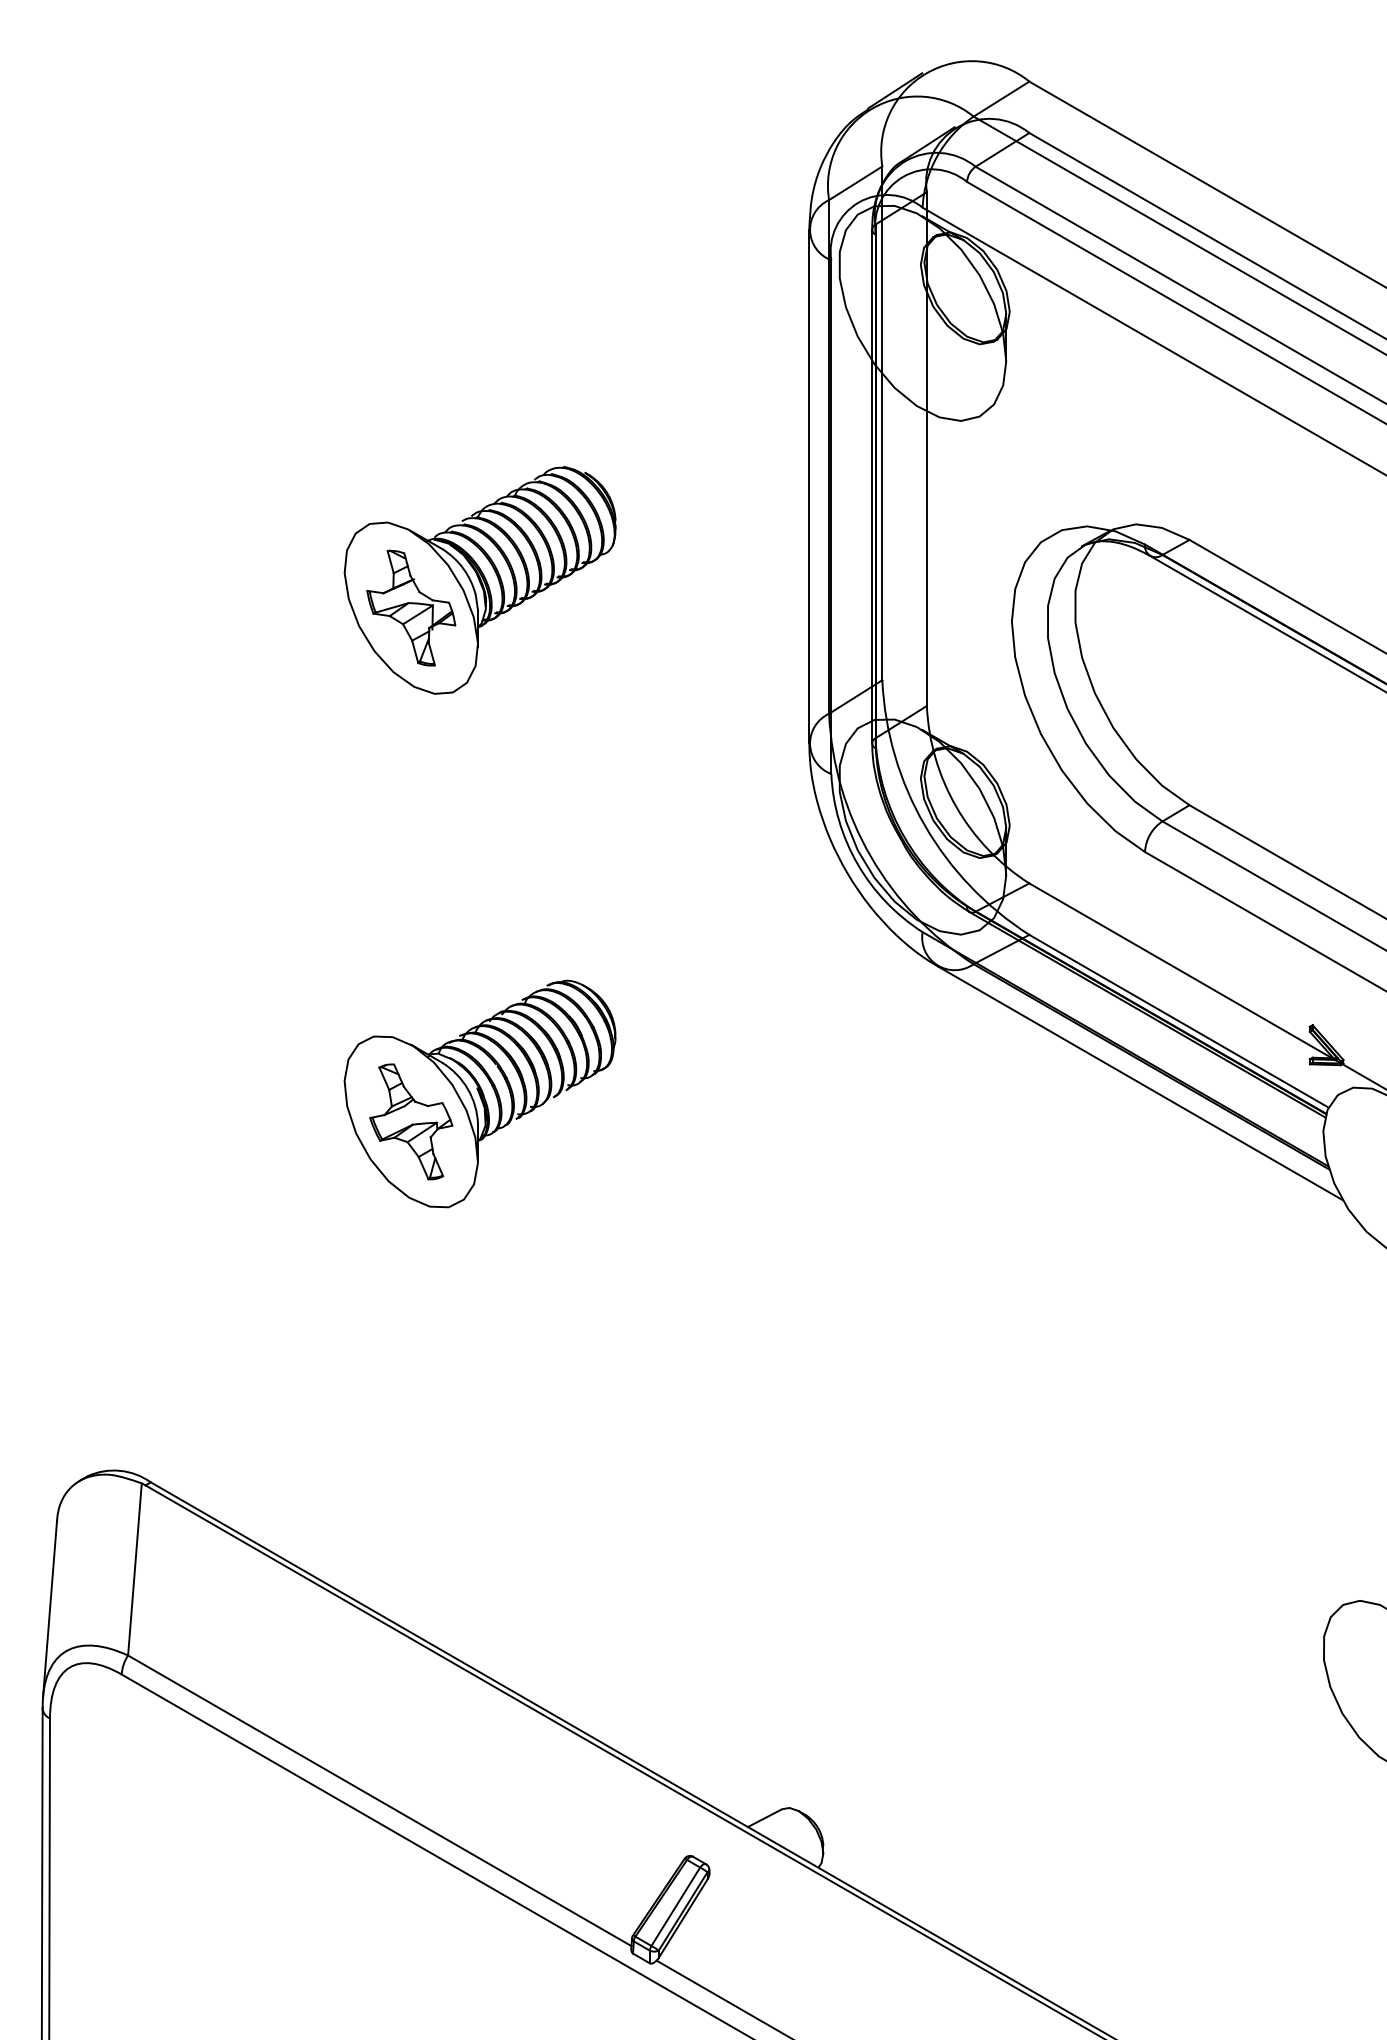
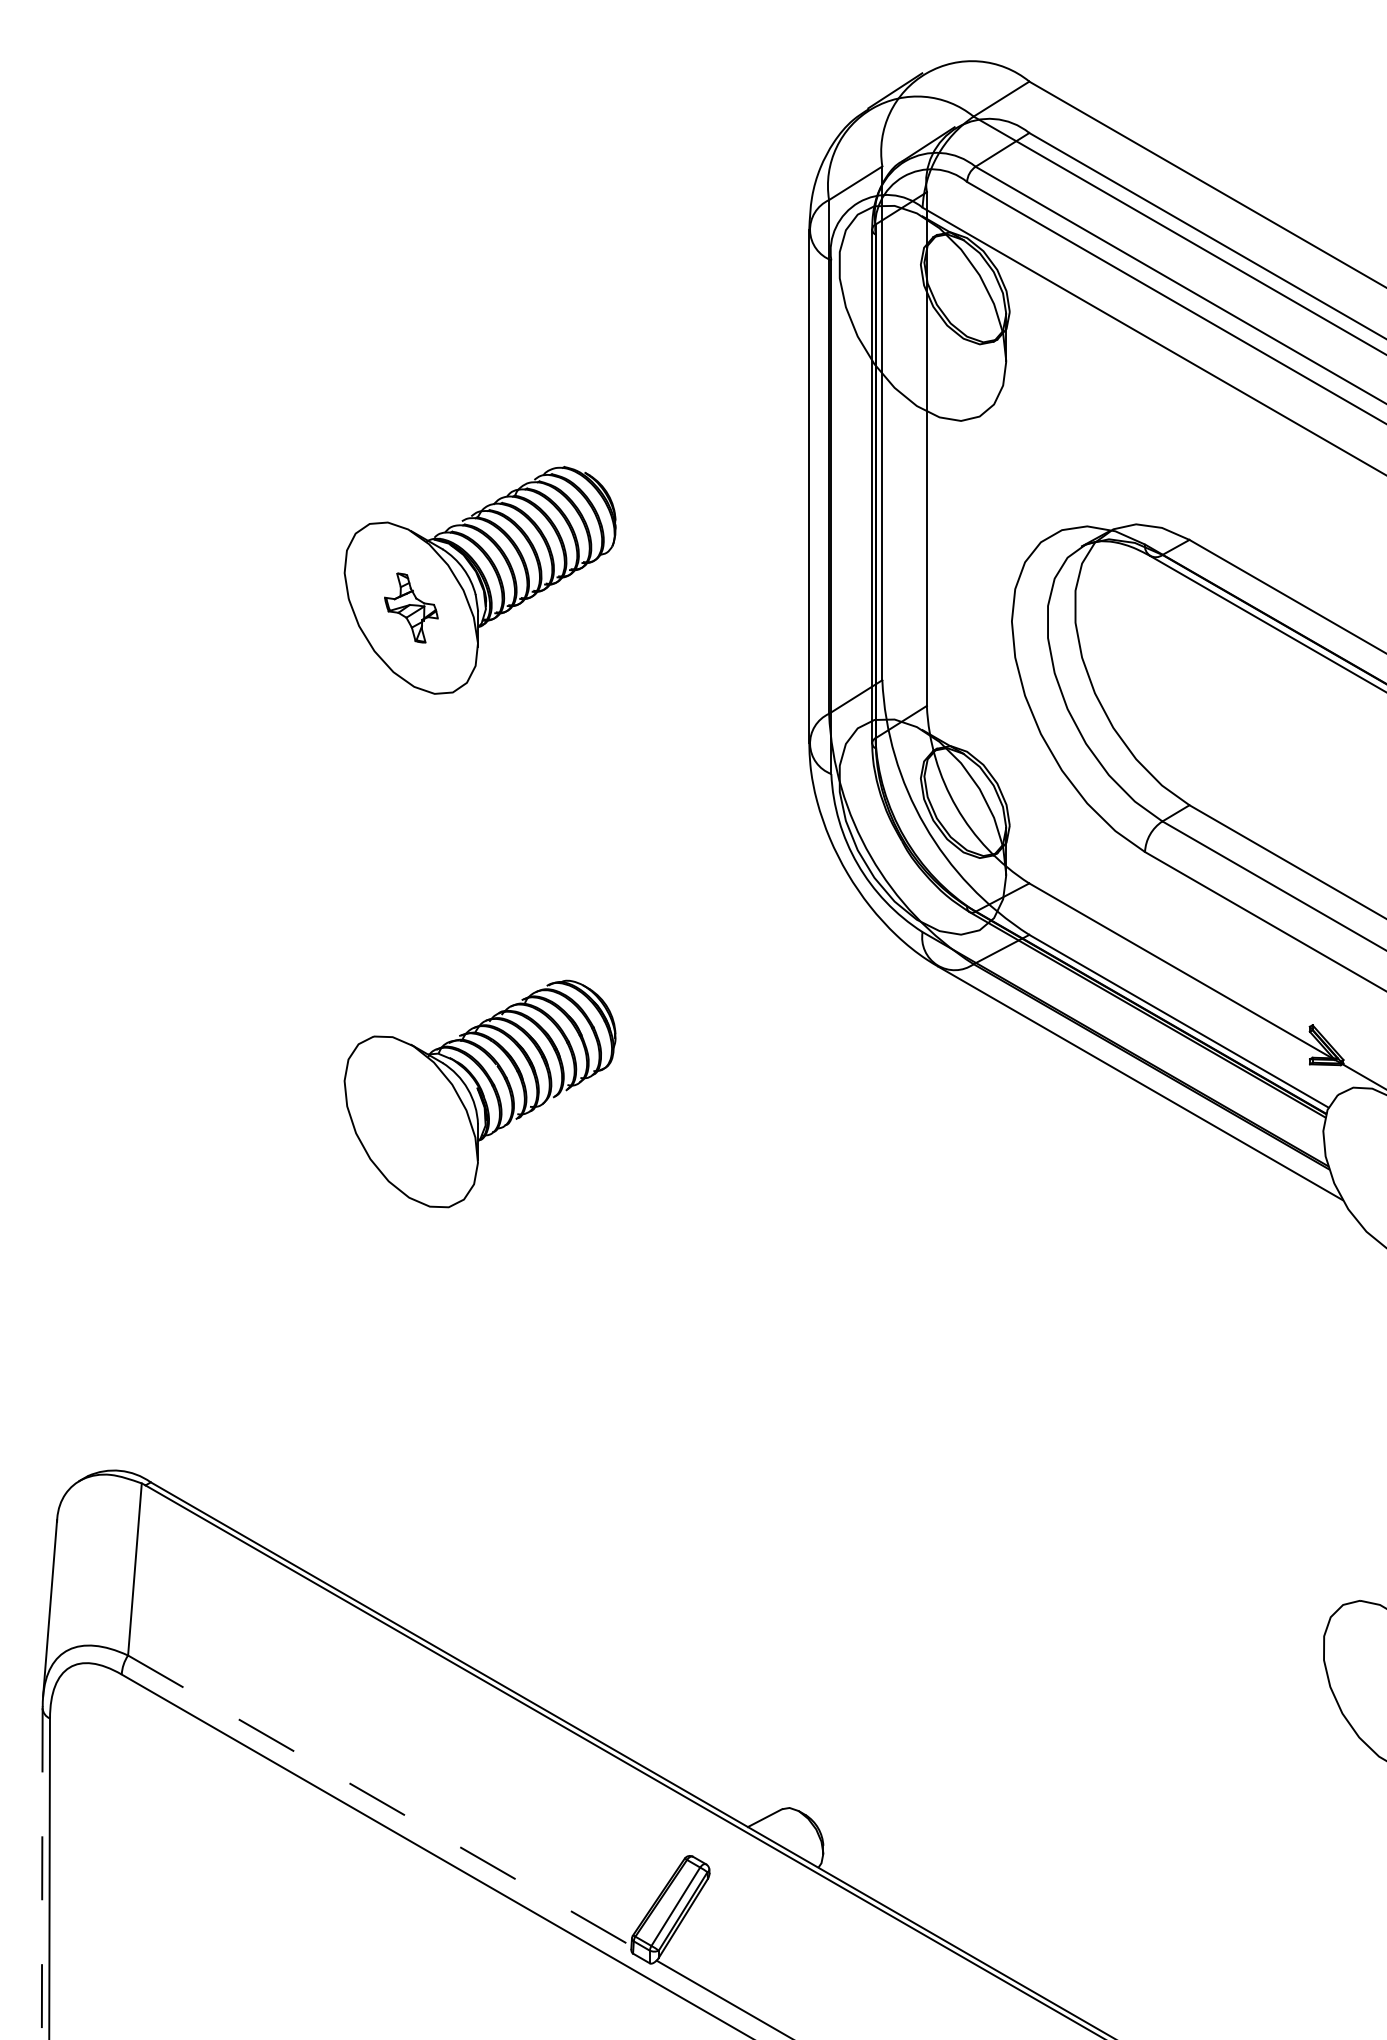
part size: 91x118 px -> 55x72 px (411, 607)
part: present -> none (411, 1121)
line: solid -> dashed (379, 1800)
line: solid -> dashed (42, 1874)
